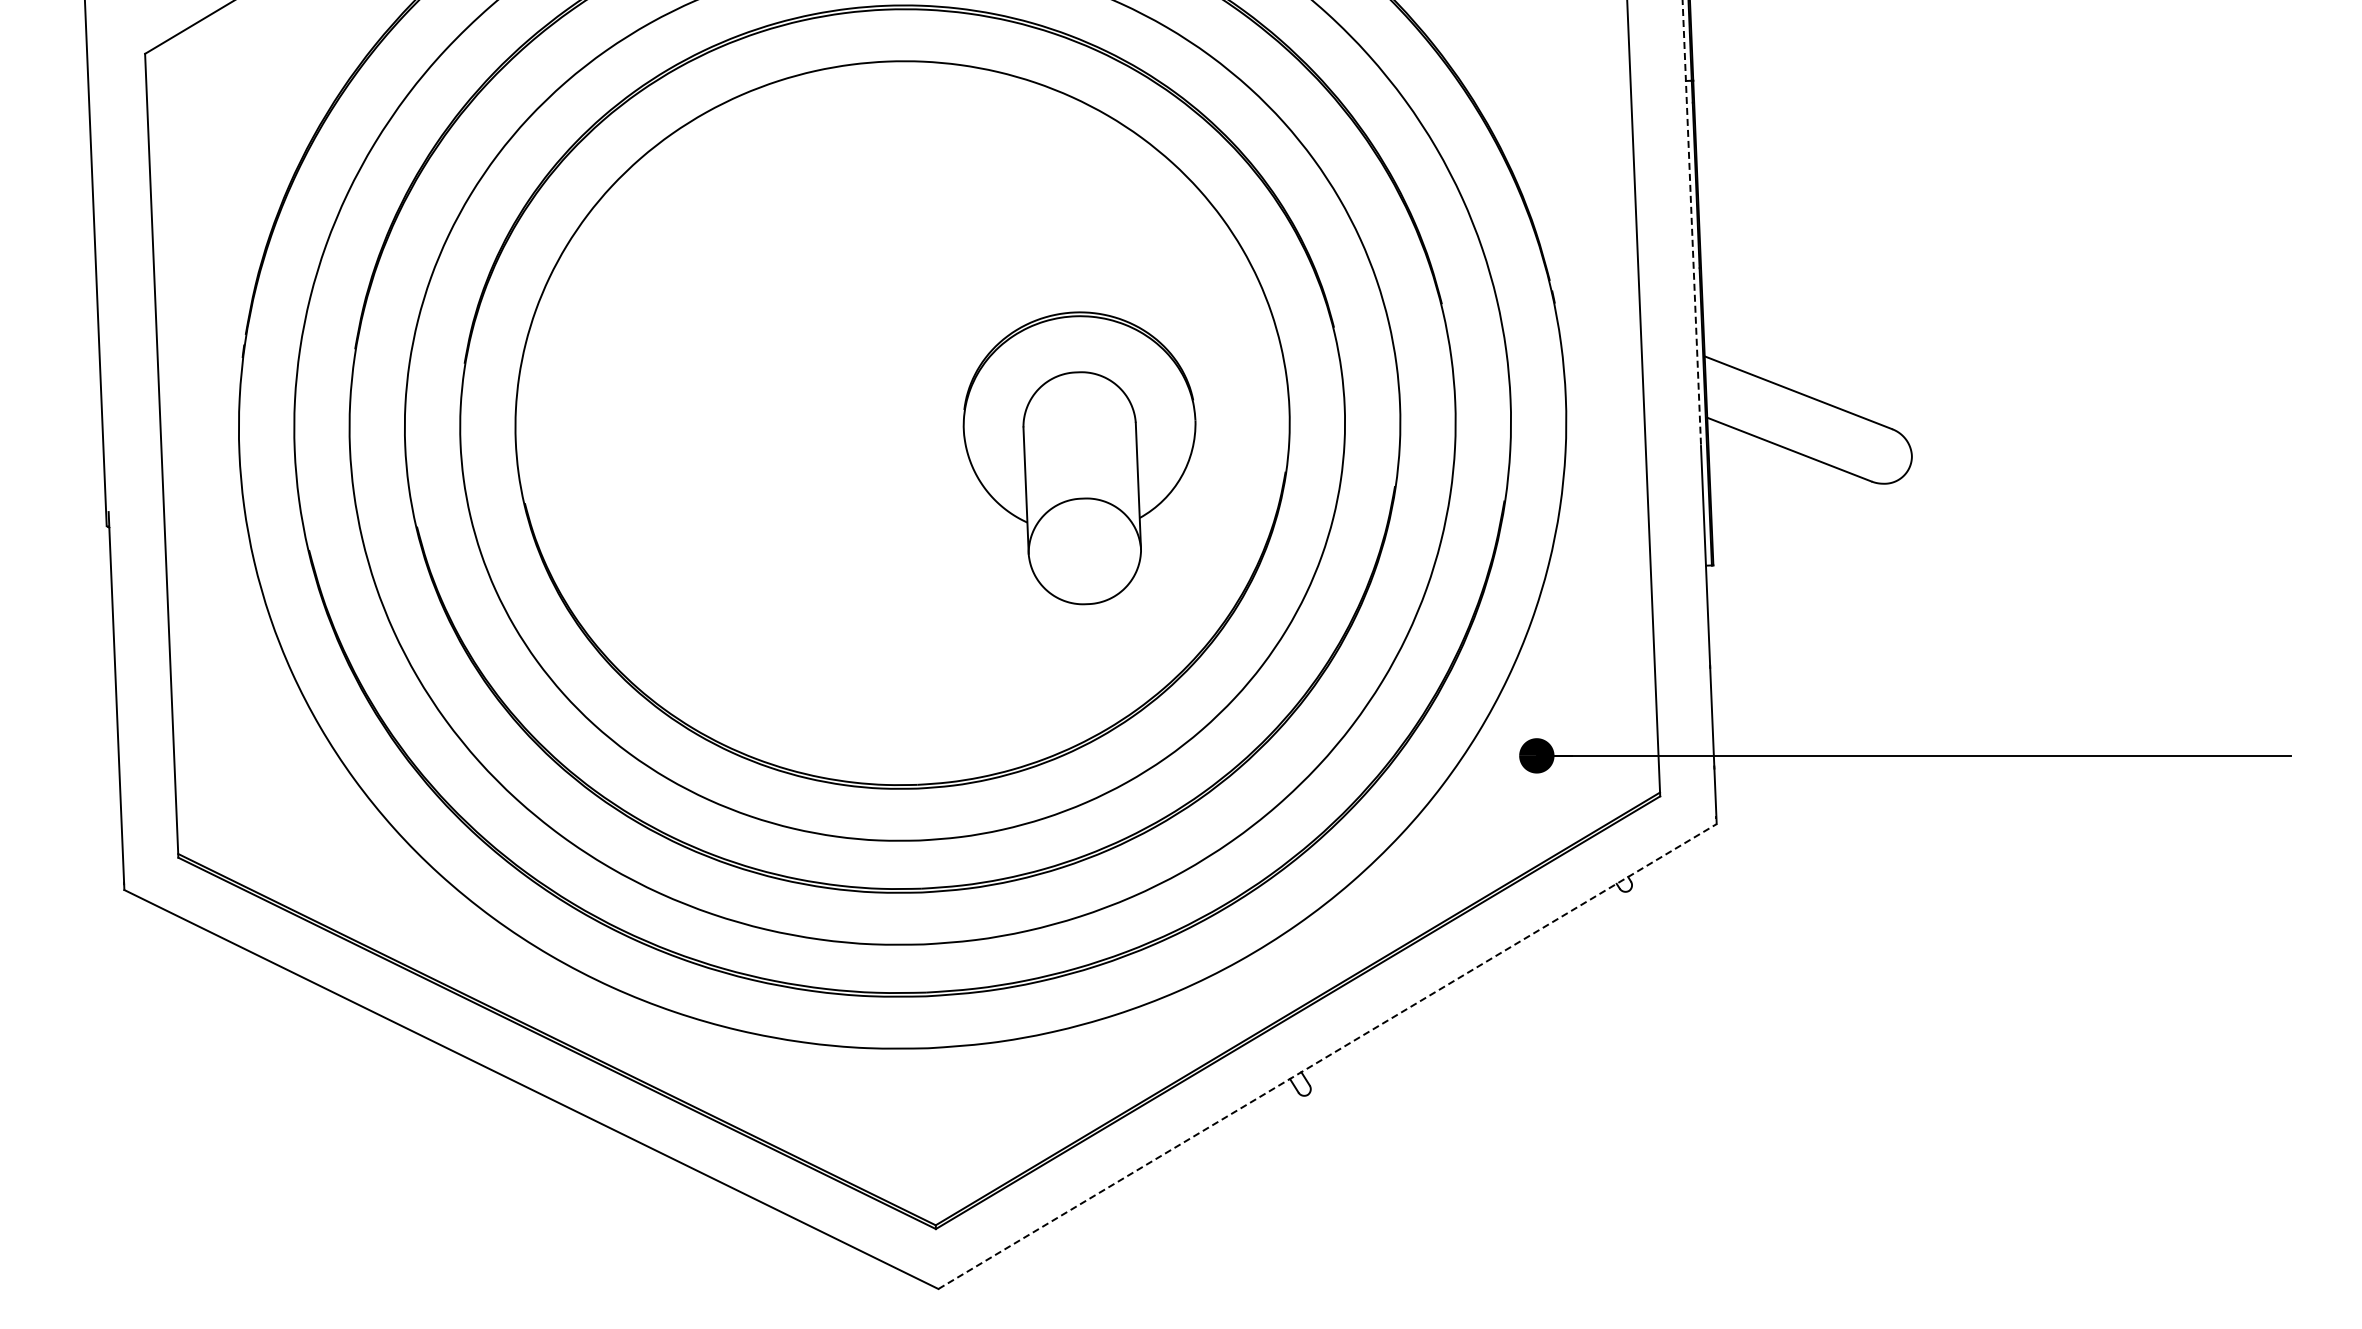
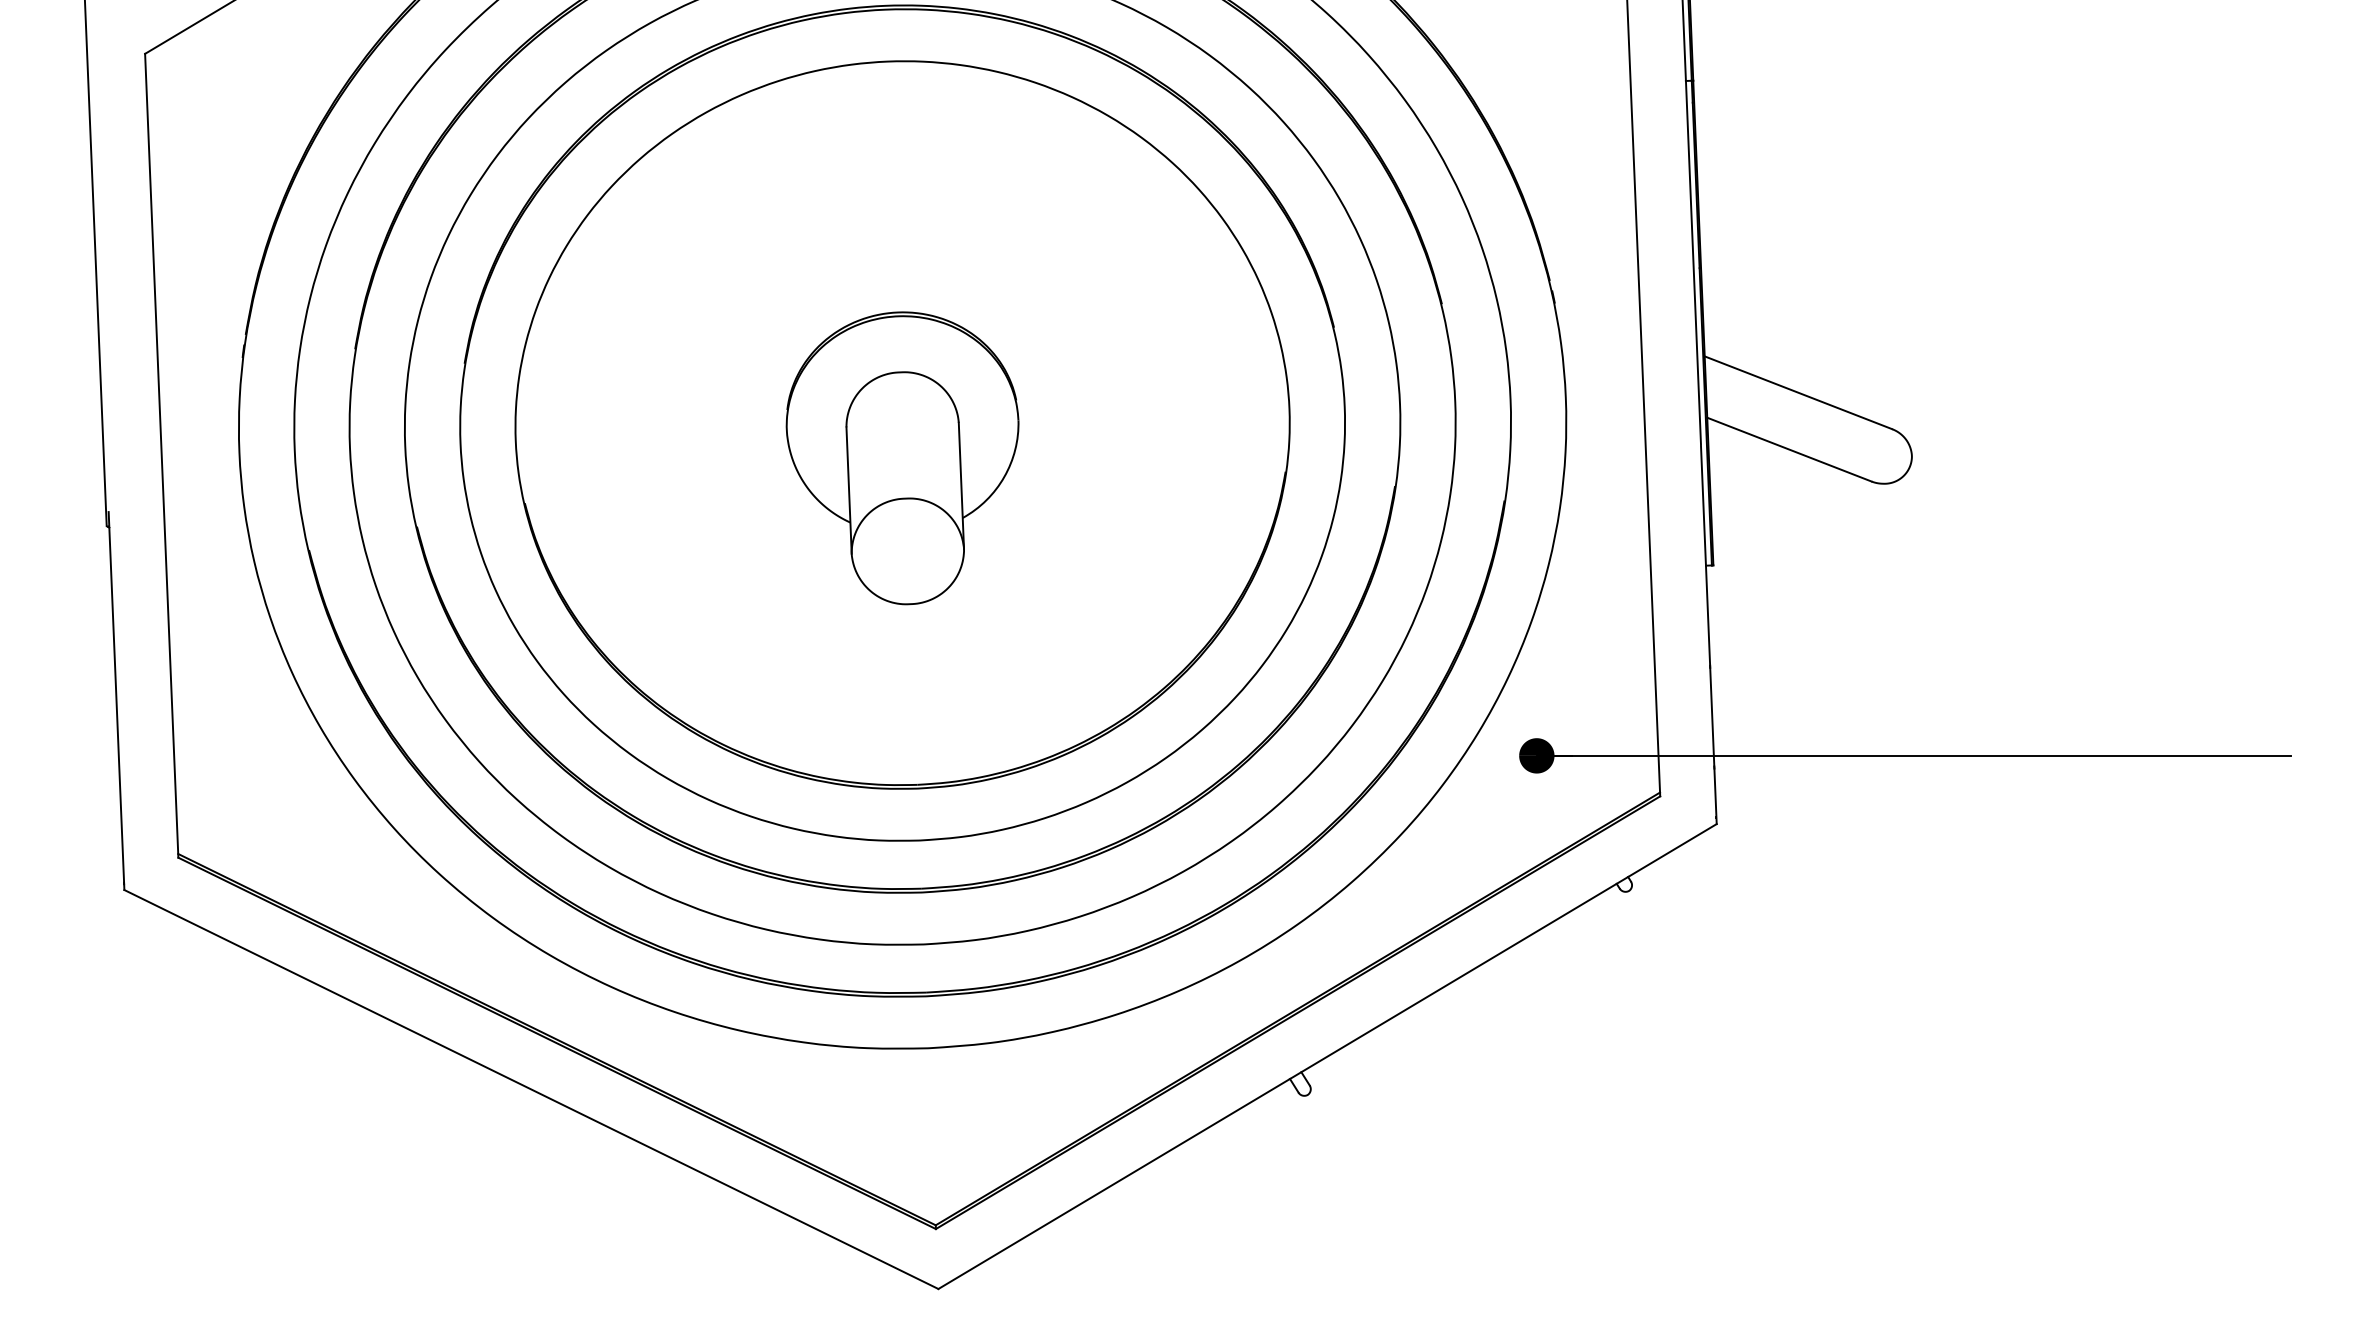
line: dashed -> solid (1691, 221)
part position: (1079, 458) -> (902, 458) (902, 458)
line: dashed -> solid (1328, 1056)
